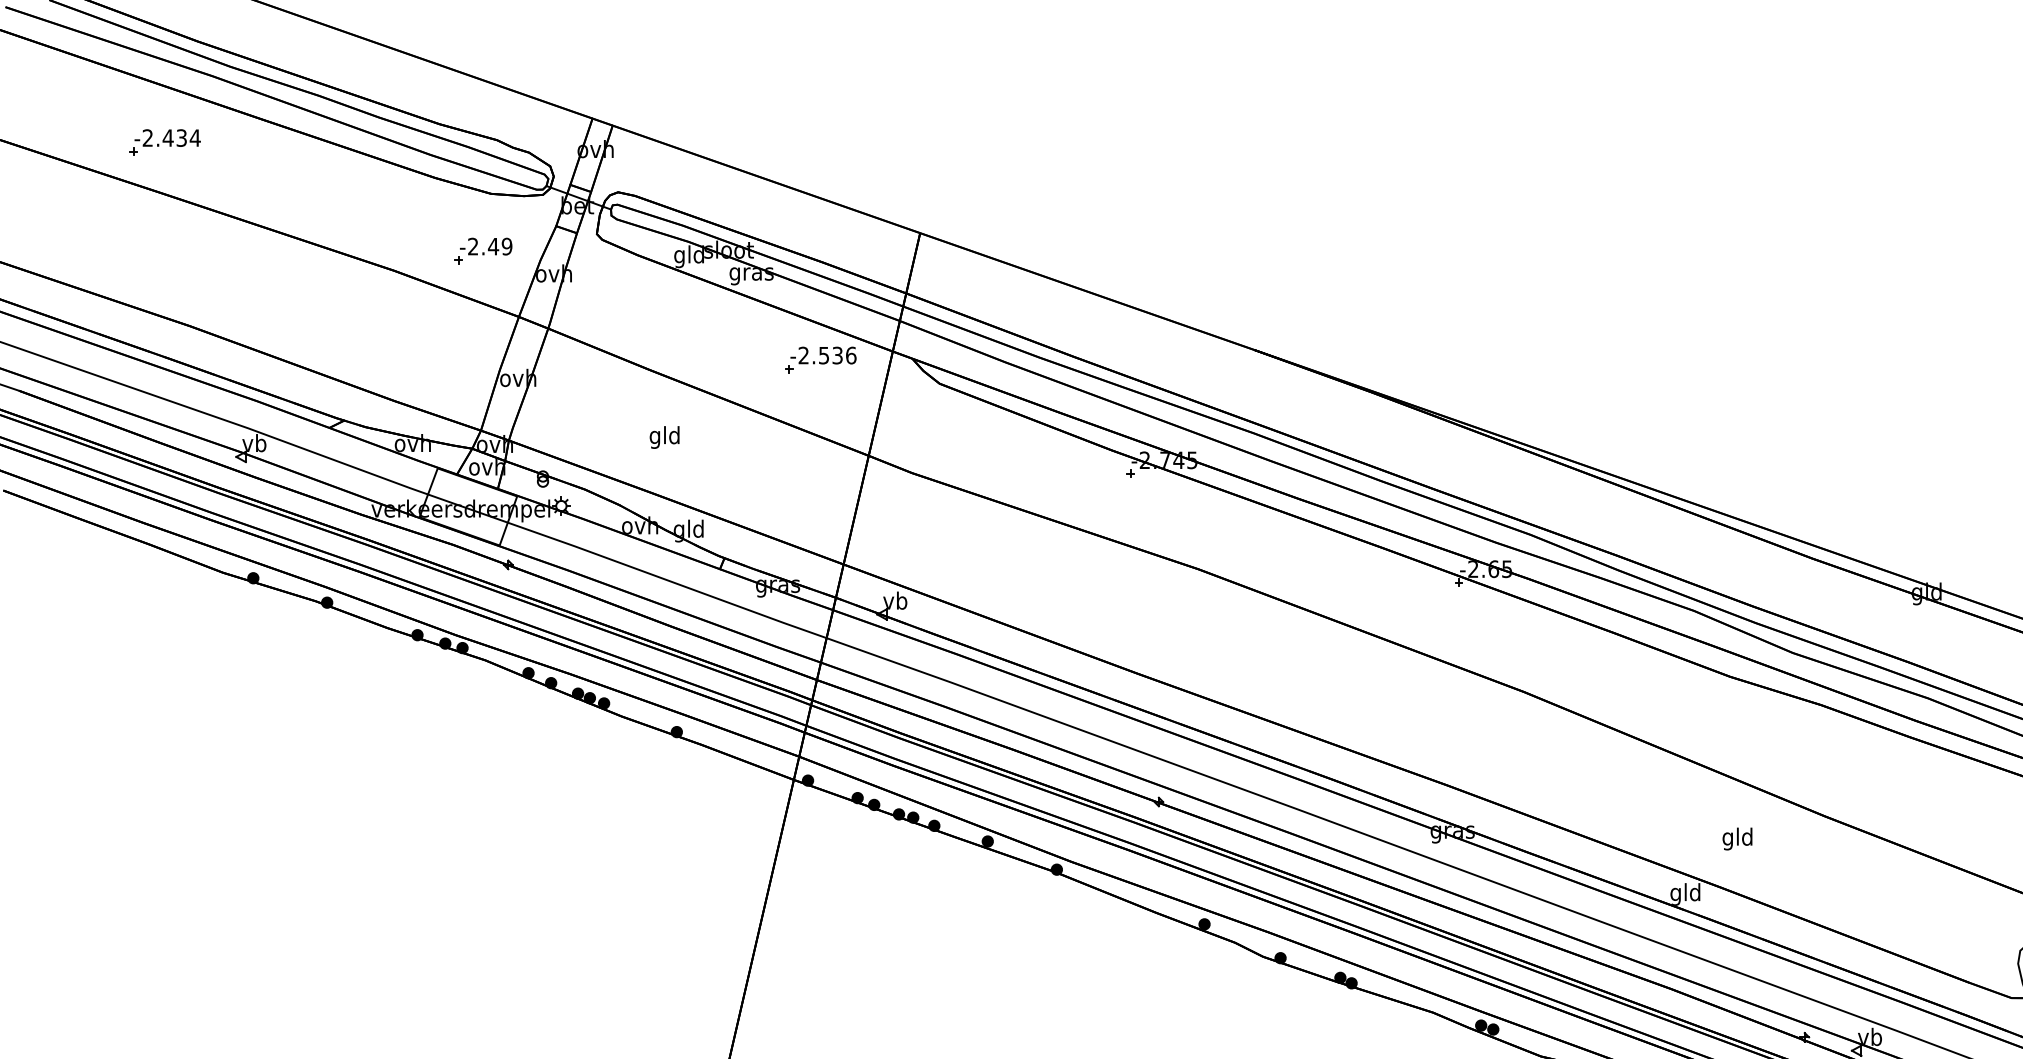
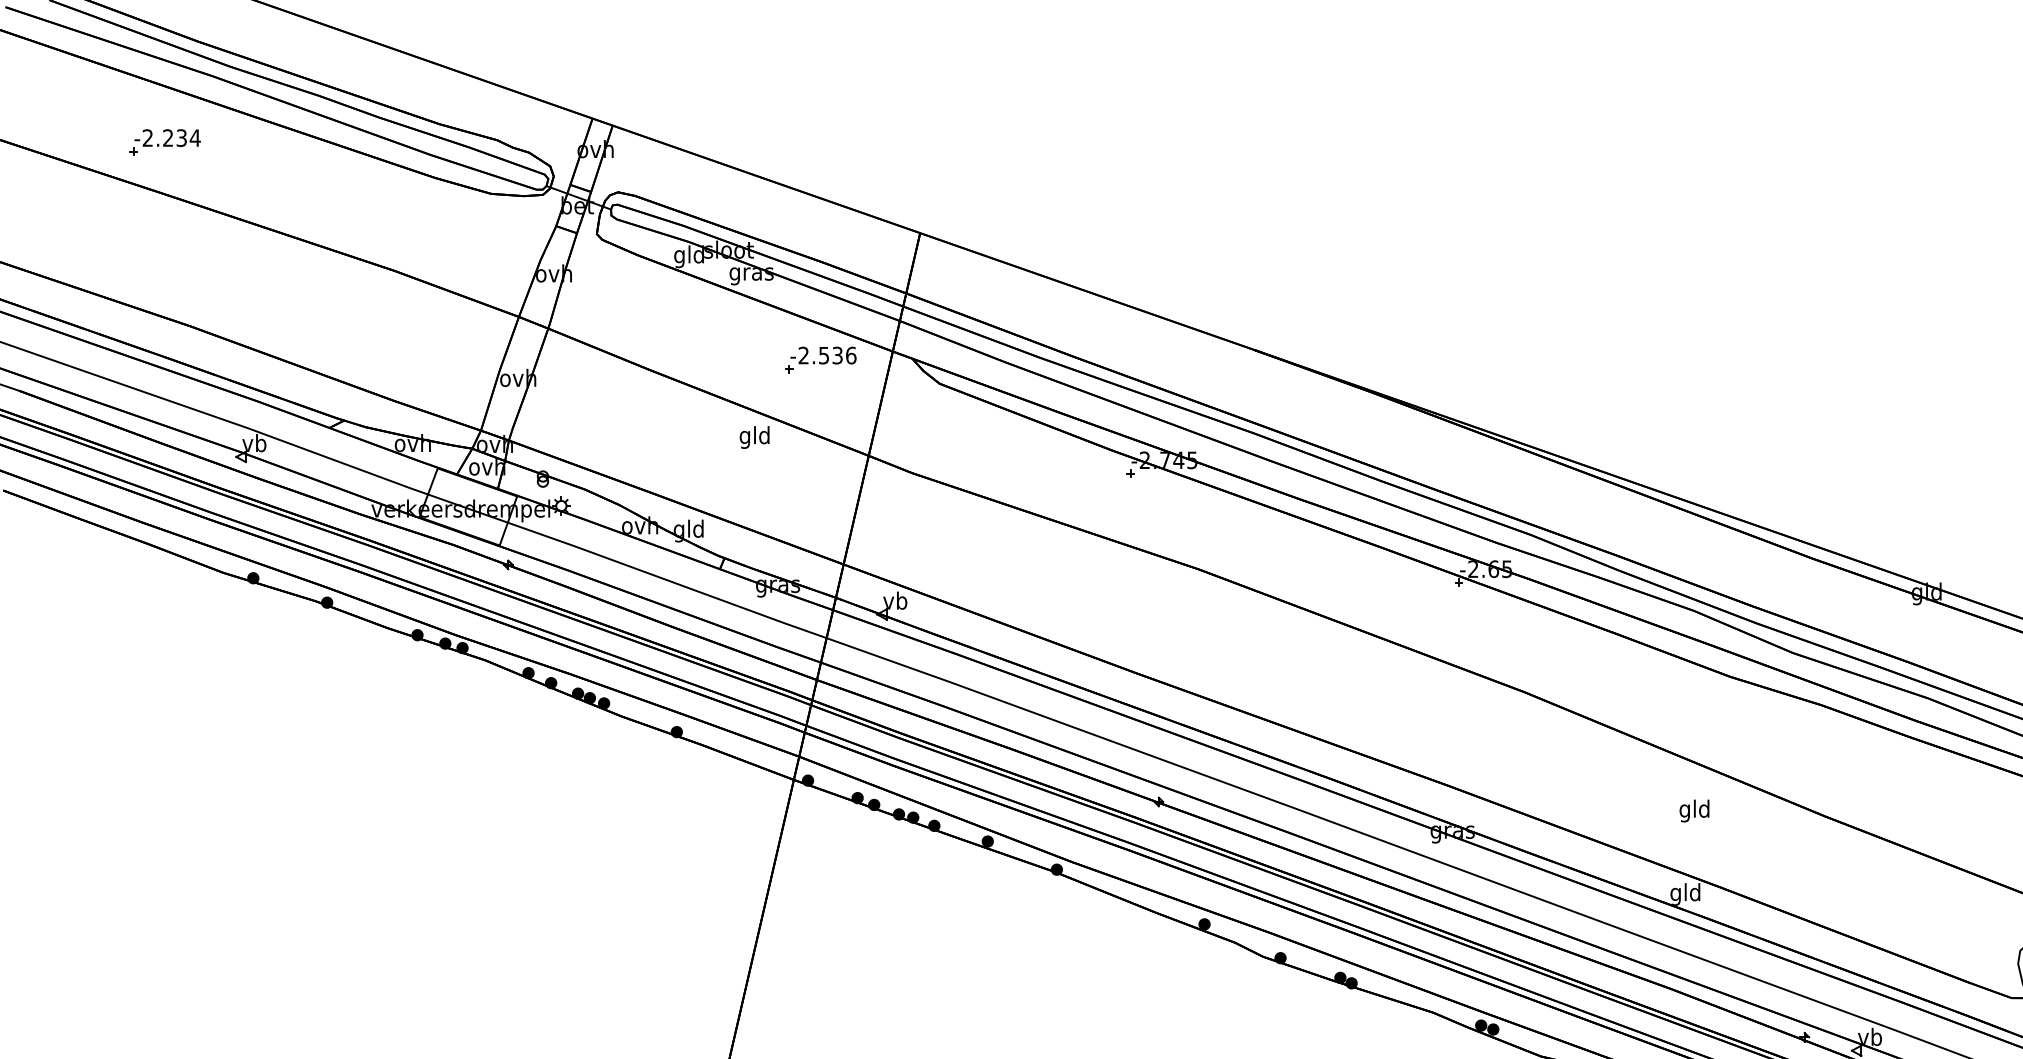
text: -2.434 -> -2.234 (167, 137)
part: present -> none (483, 250)
text position: (664, 437) -> (754, 437) (754, 437)
text position: (1737, 838) -> (1694, 810) (1694, 810)
